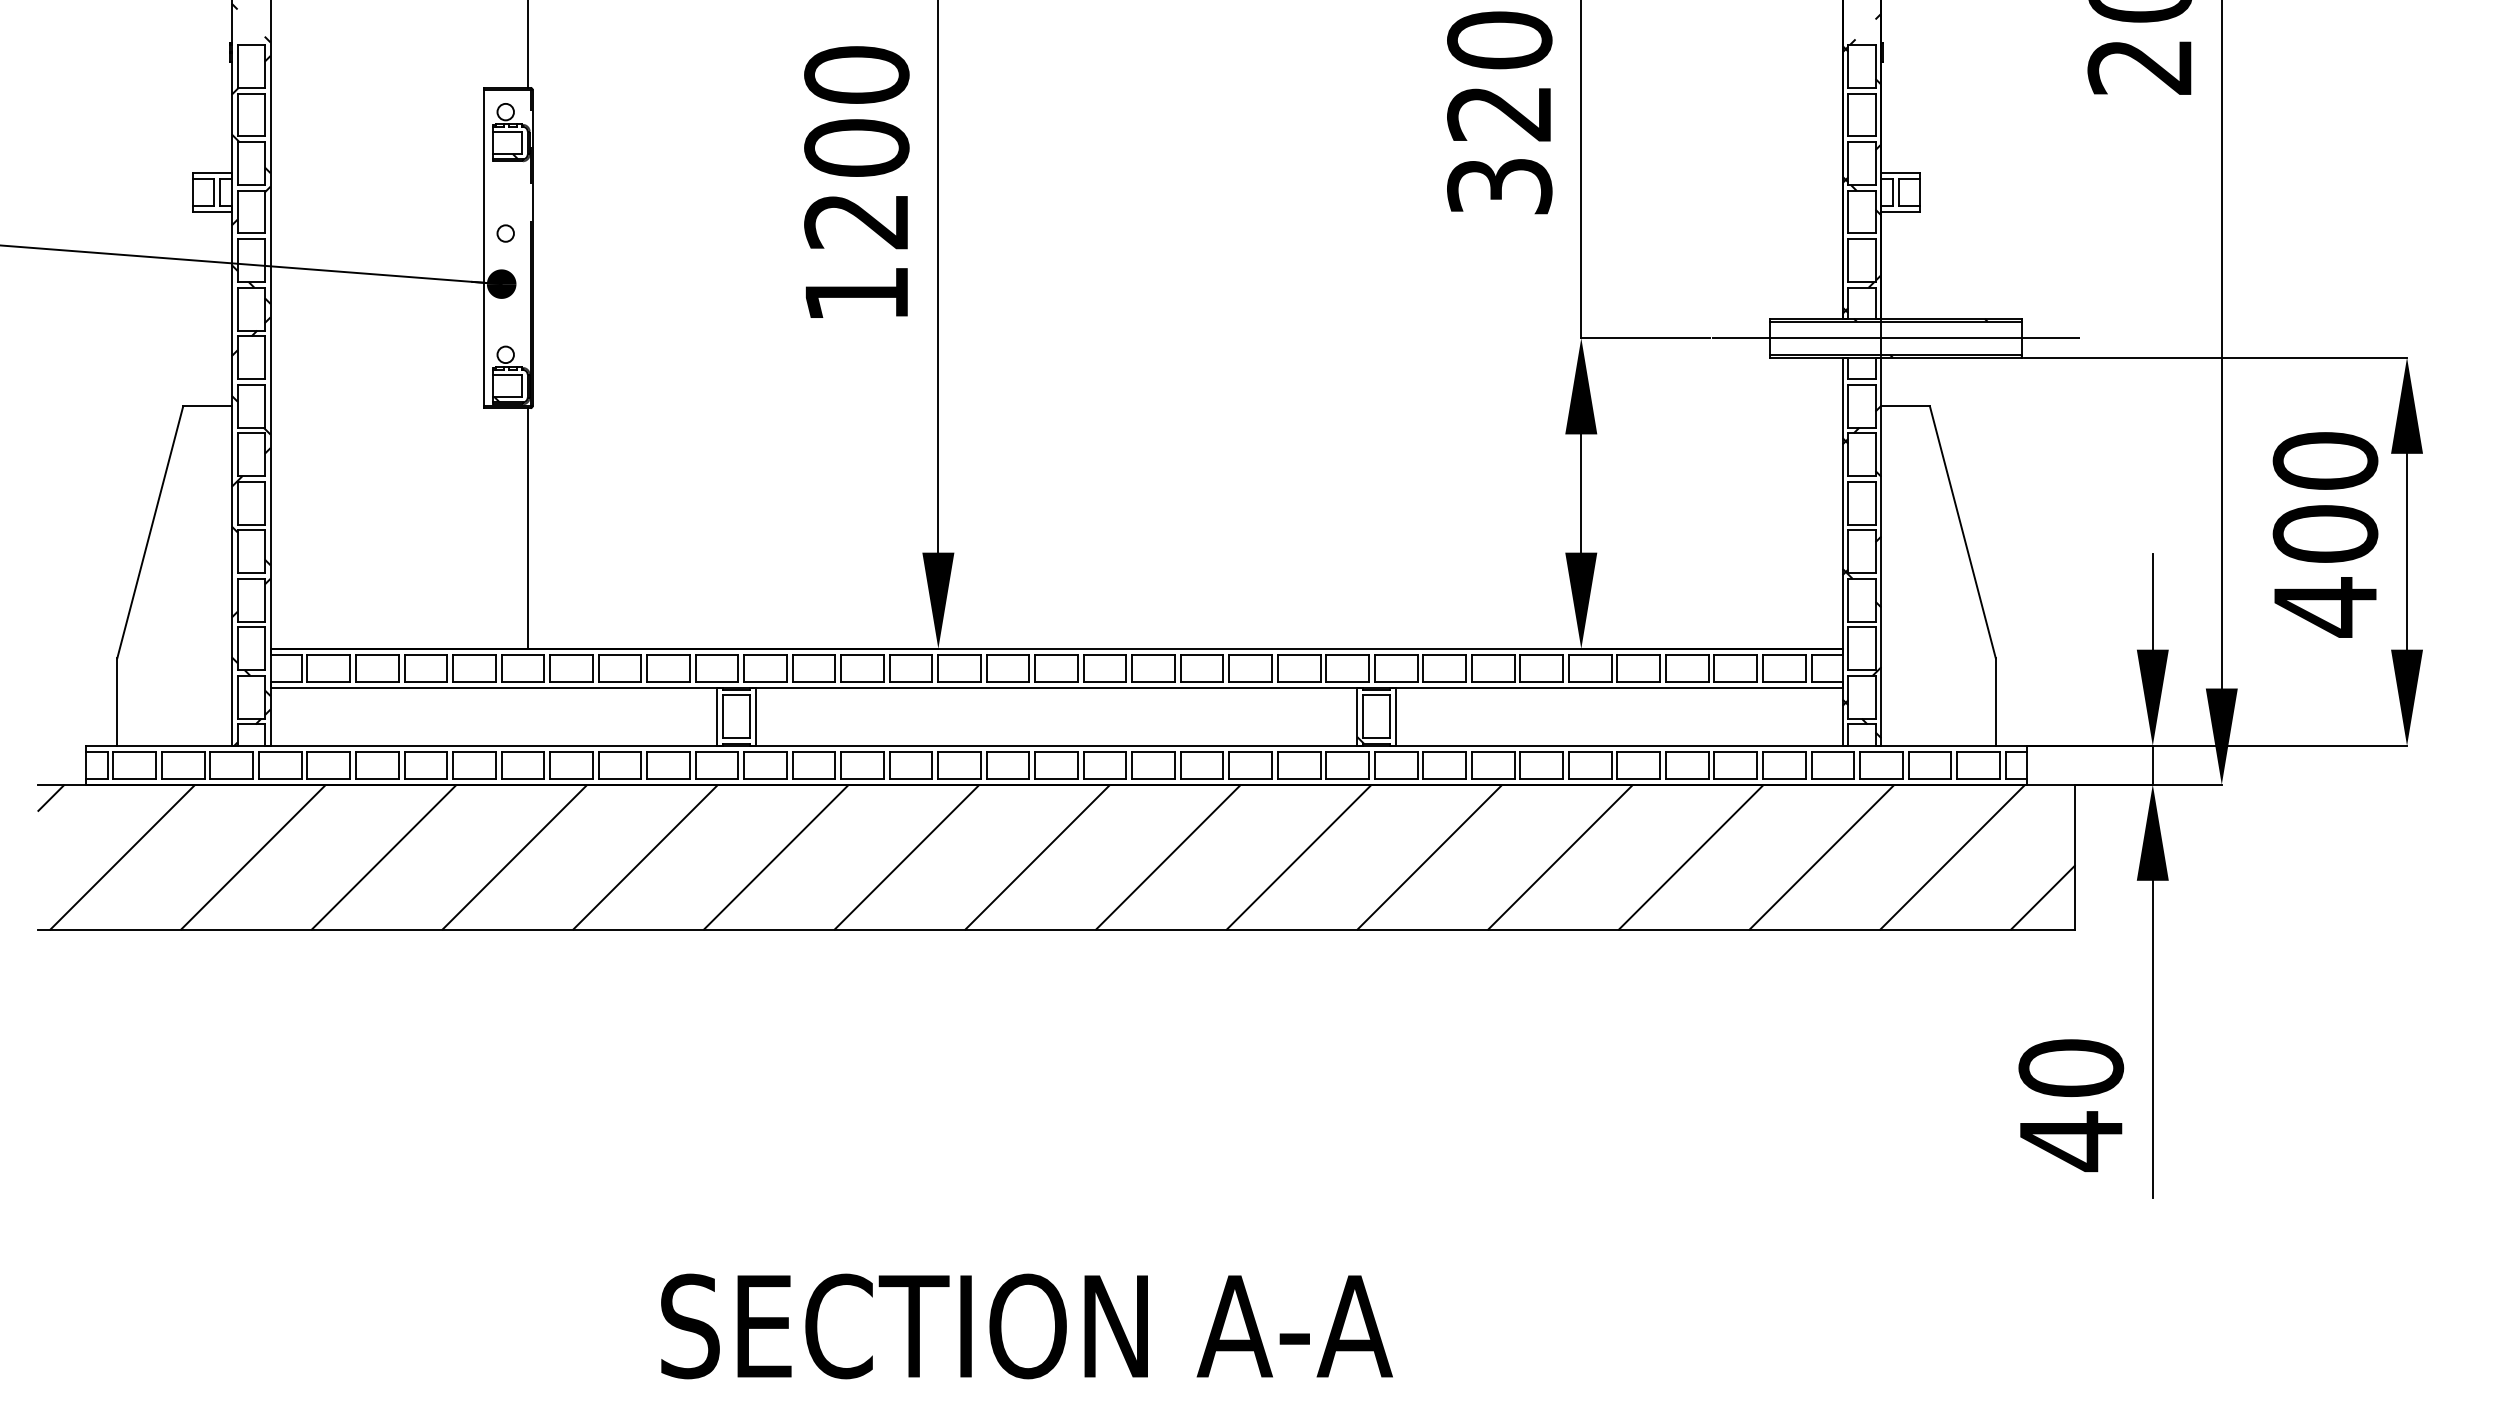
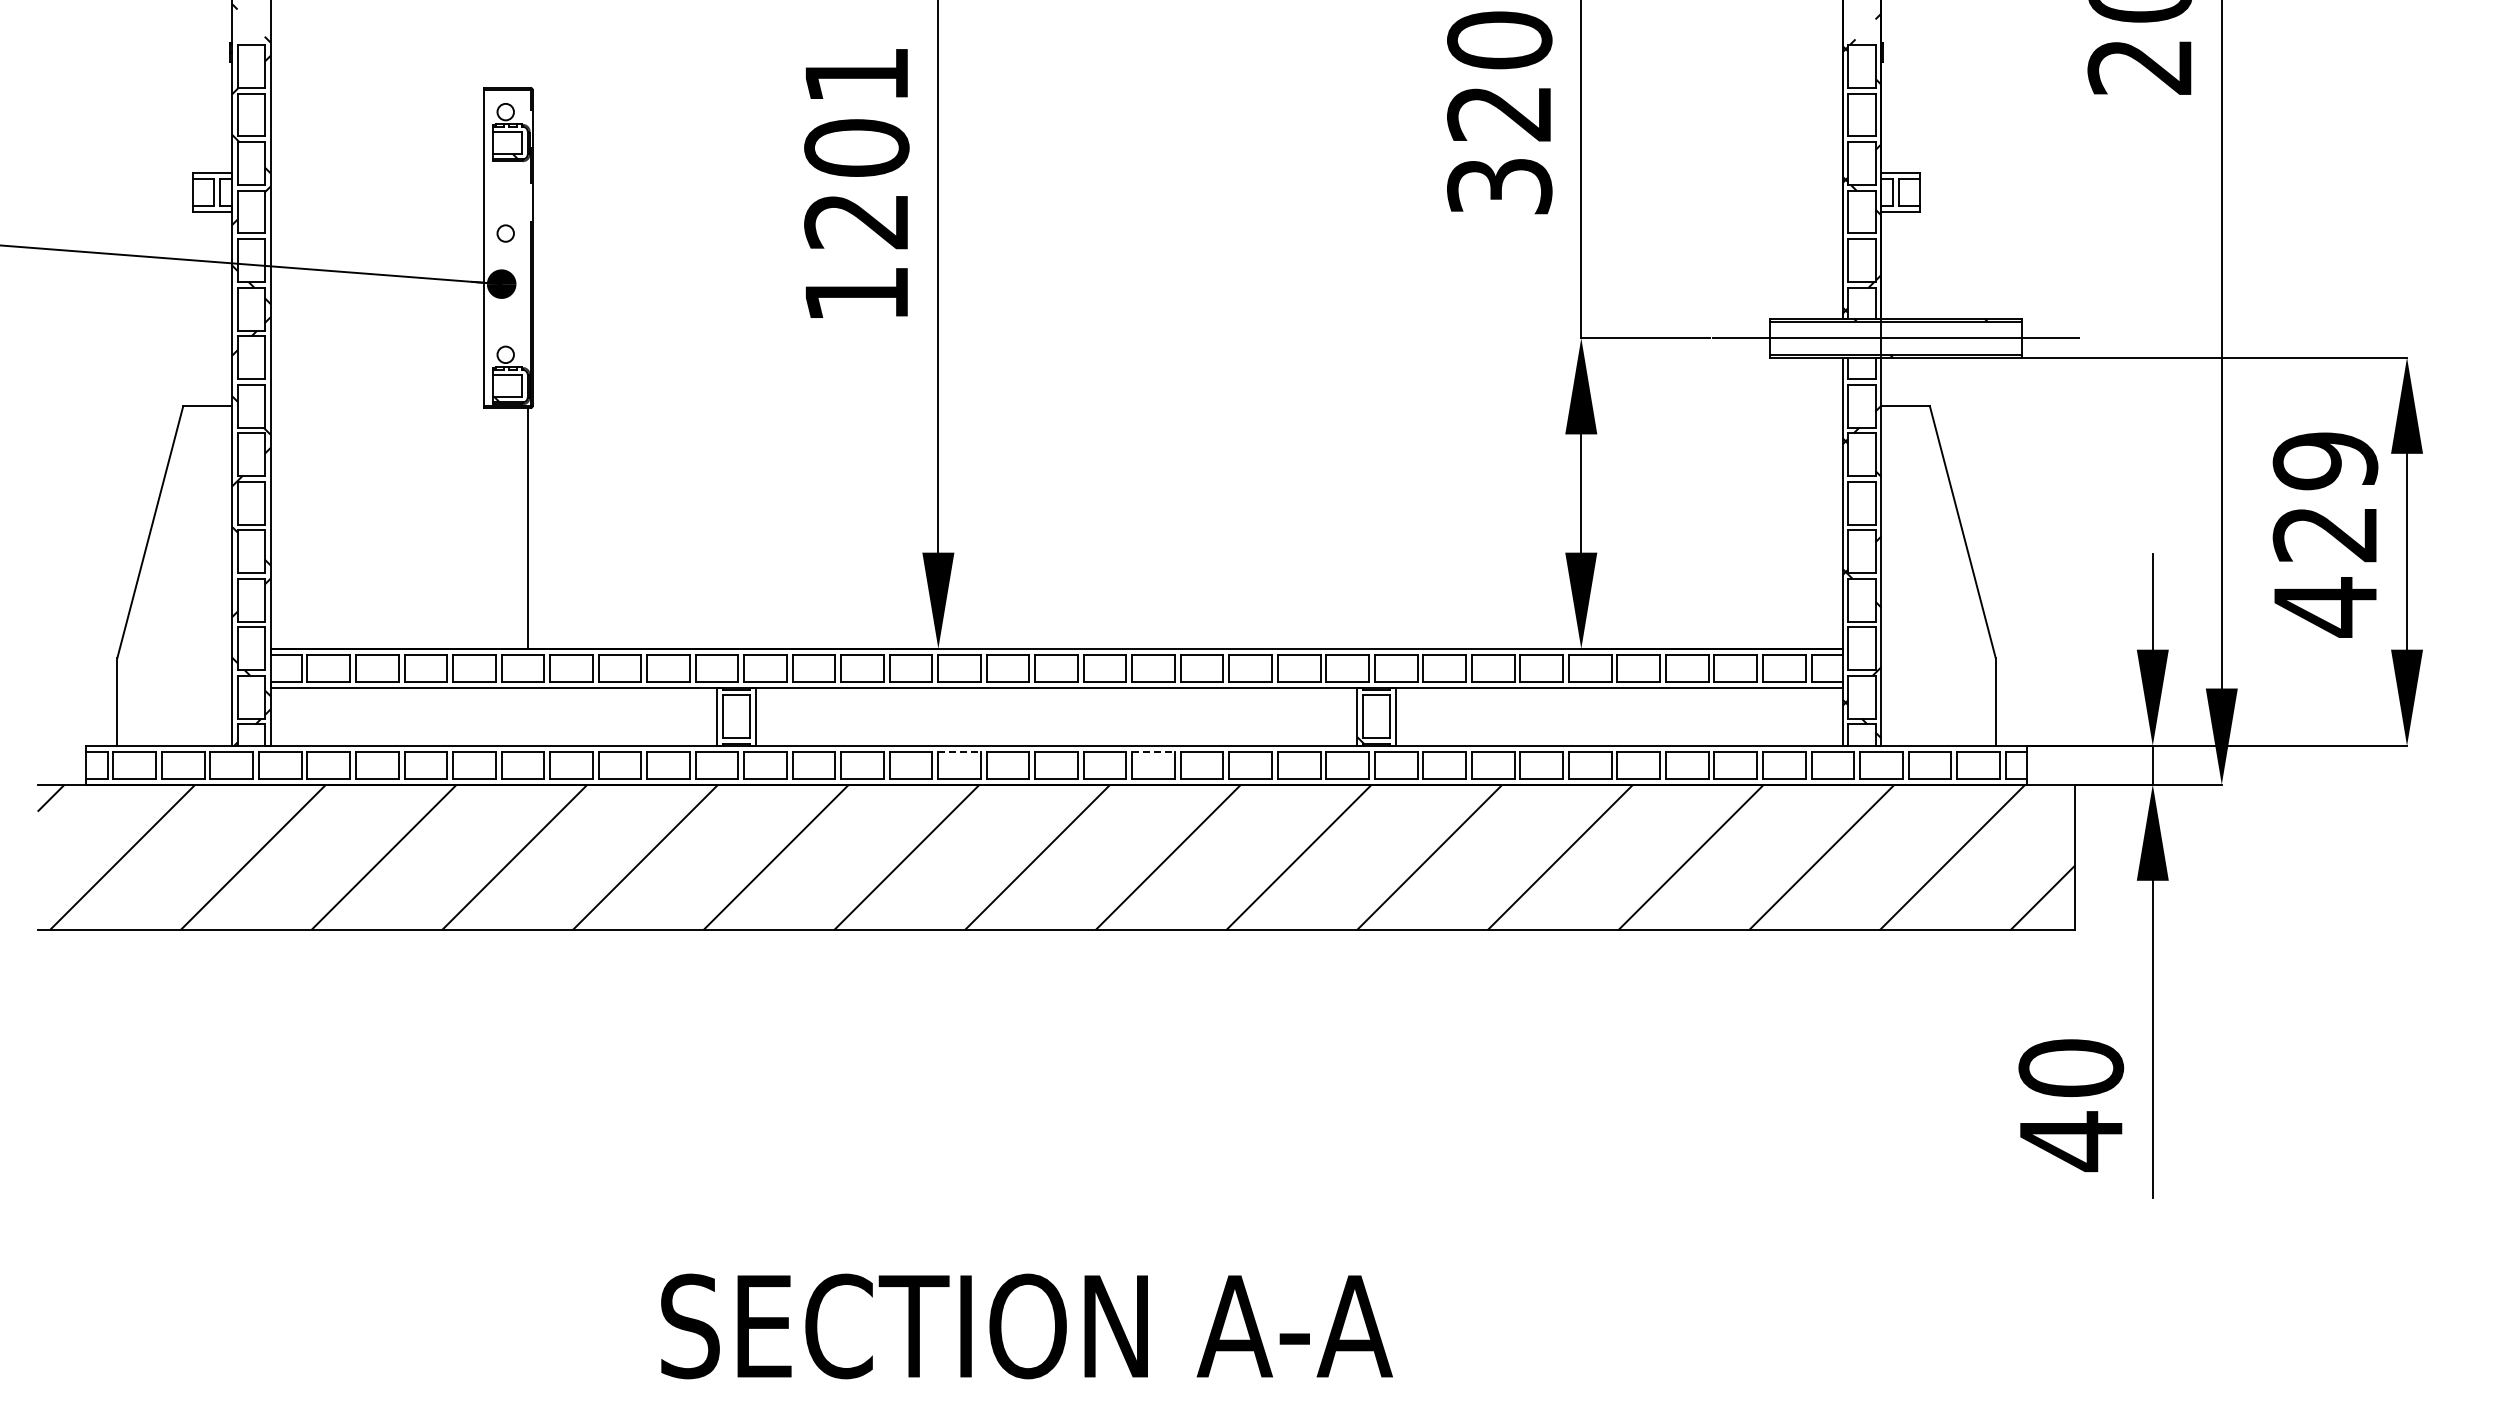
line: present -> none (527, 44)
text: 1200 -> 1201 (856, 74)
text: 400 -> 429 (2325, 497)
line: solid -> dashed (960, 751)
line: solid -> dashed (1154, 751)
